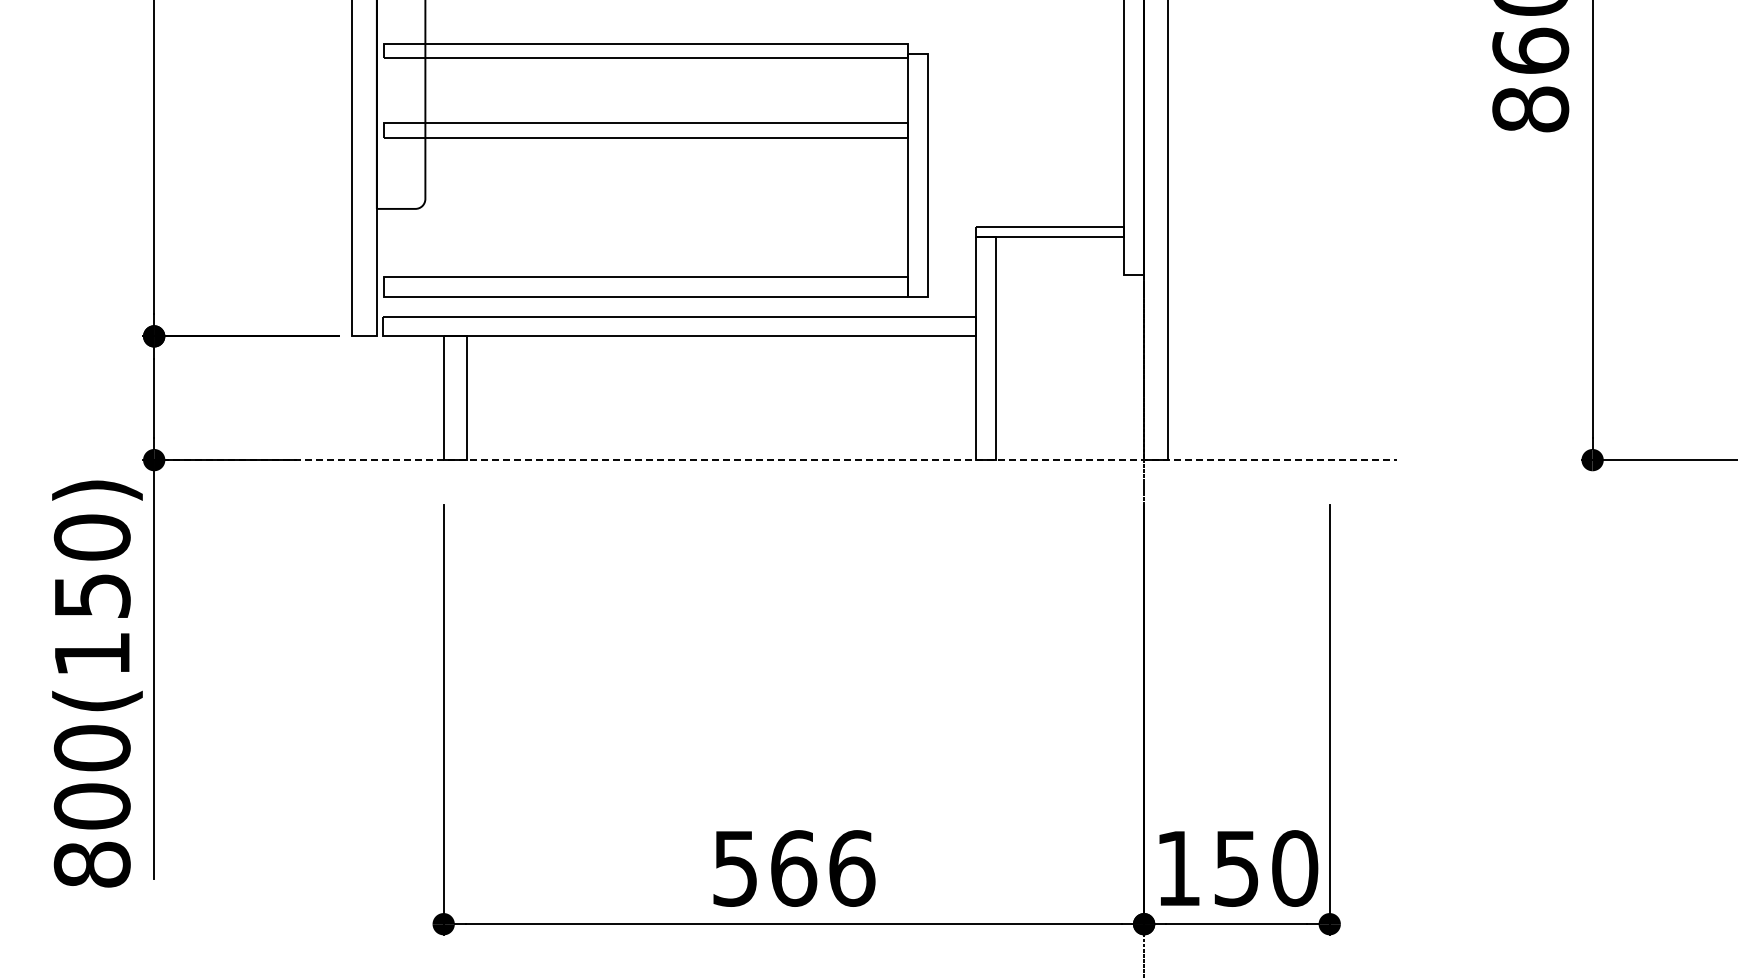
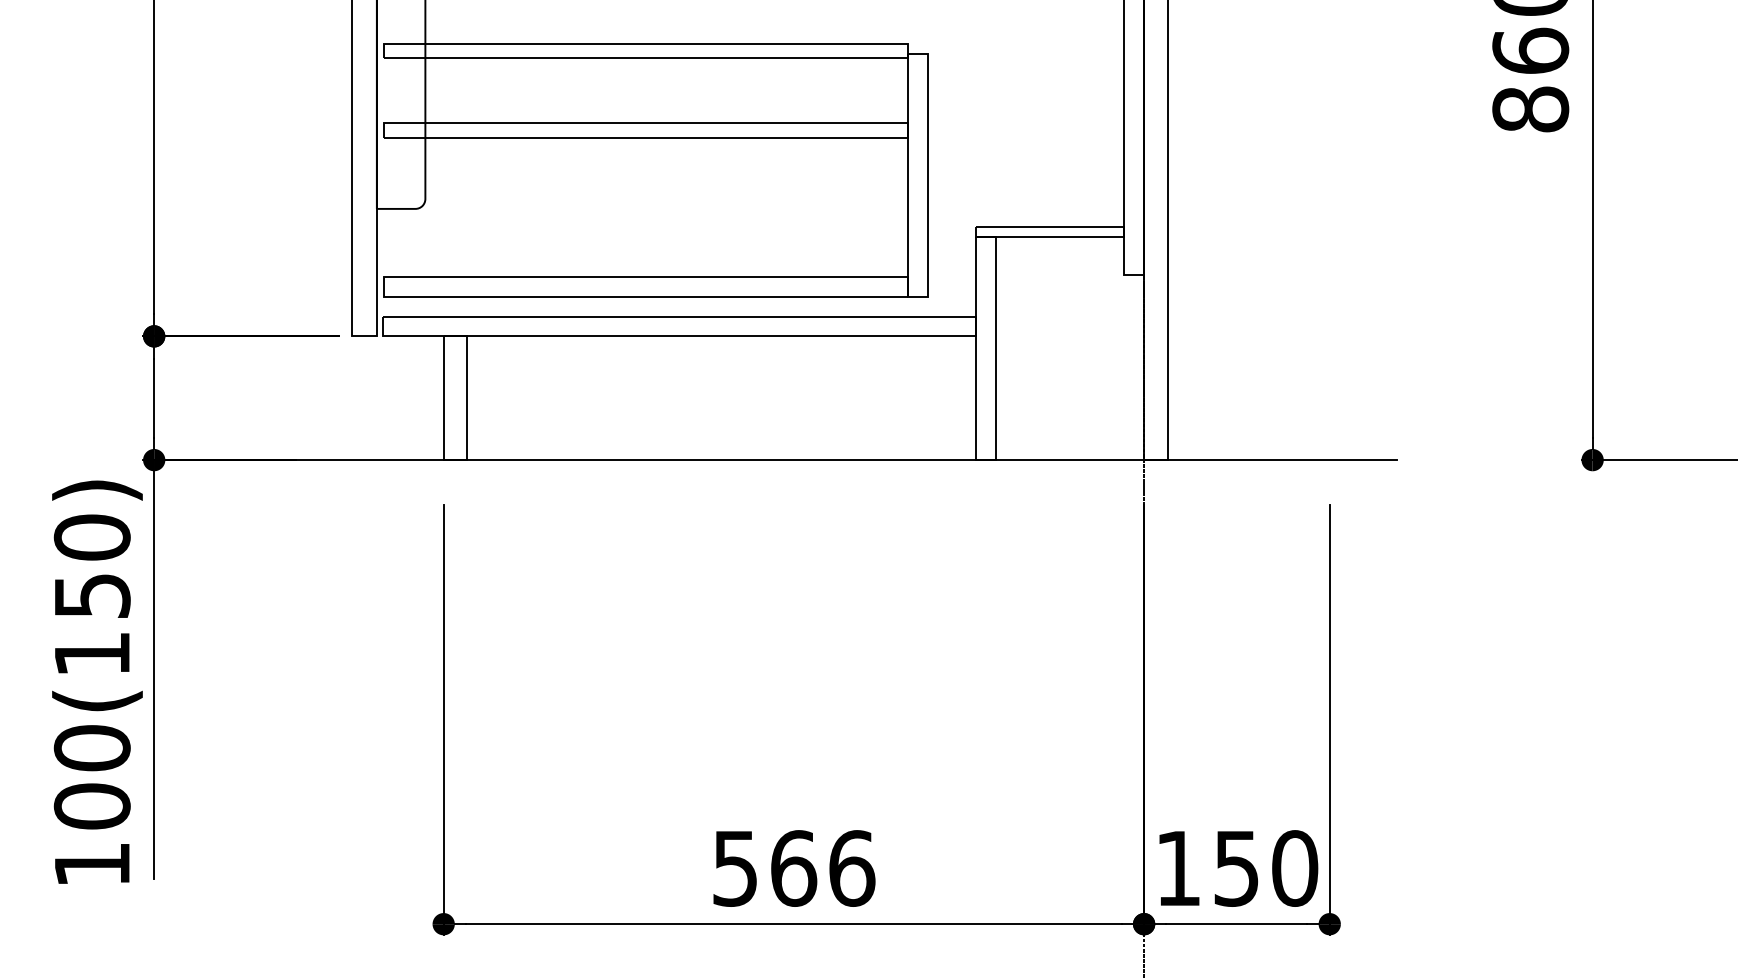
line: dashed -> solid (779, 460)
text: 800(150) -> 100(150) (91, 864)
